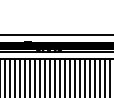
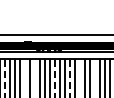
line: present -> none (25, 76)
line: present -> none (35, 76)
line: present -> none (80, 76)
line: present -> none (95, 76)
line: solid -> dashed (5, 78)
line: solid -> dashed (55, 78)
line: solid -> dashed (70, 78)
